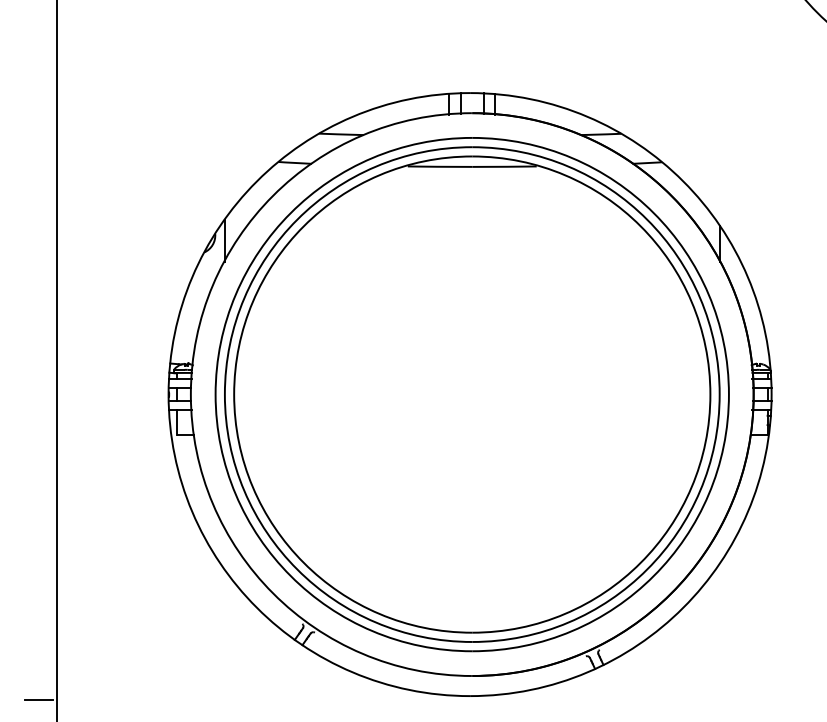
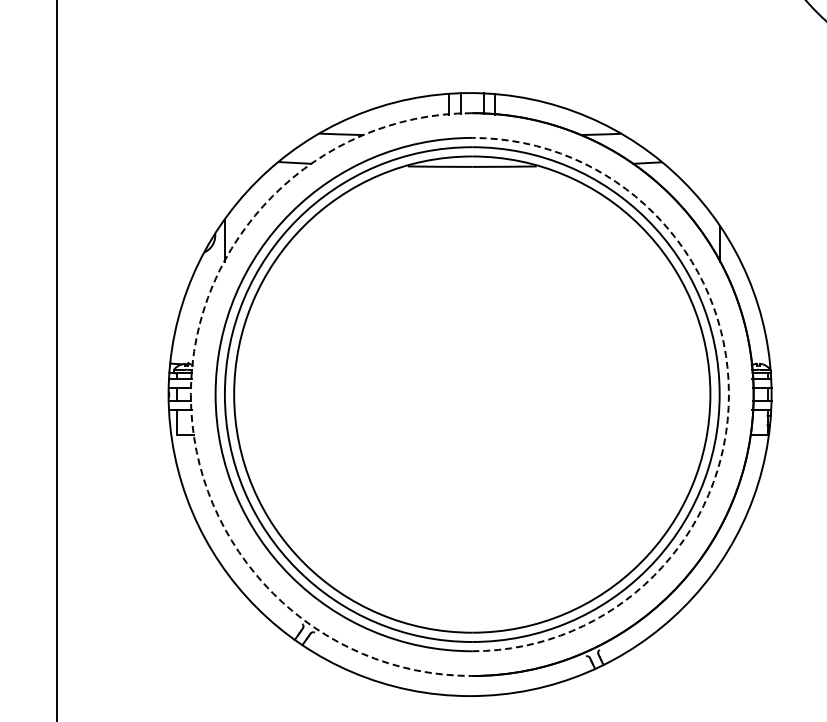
arc: solid -> dashed (190, 394)
arc: solid -> dashed (728, 394)
line: present -> none (38, 700)
